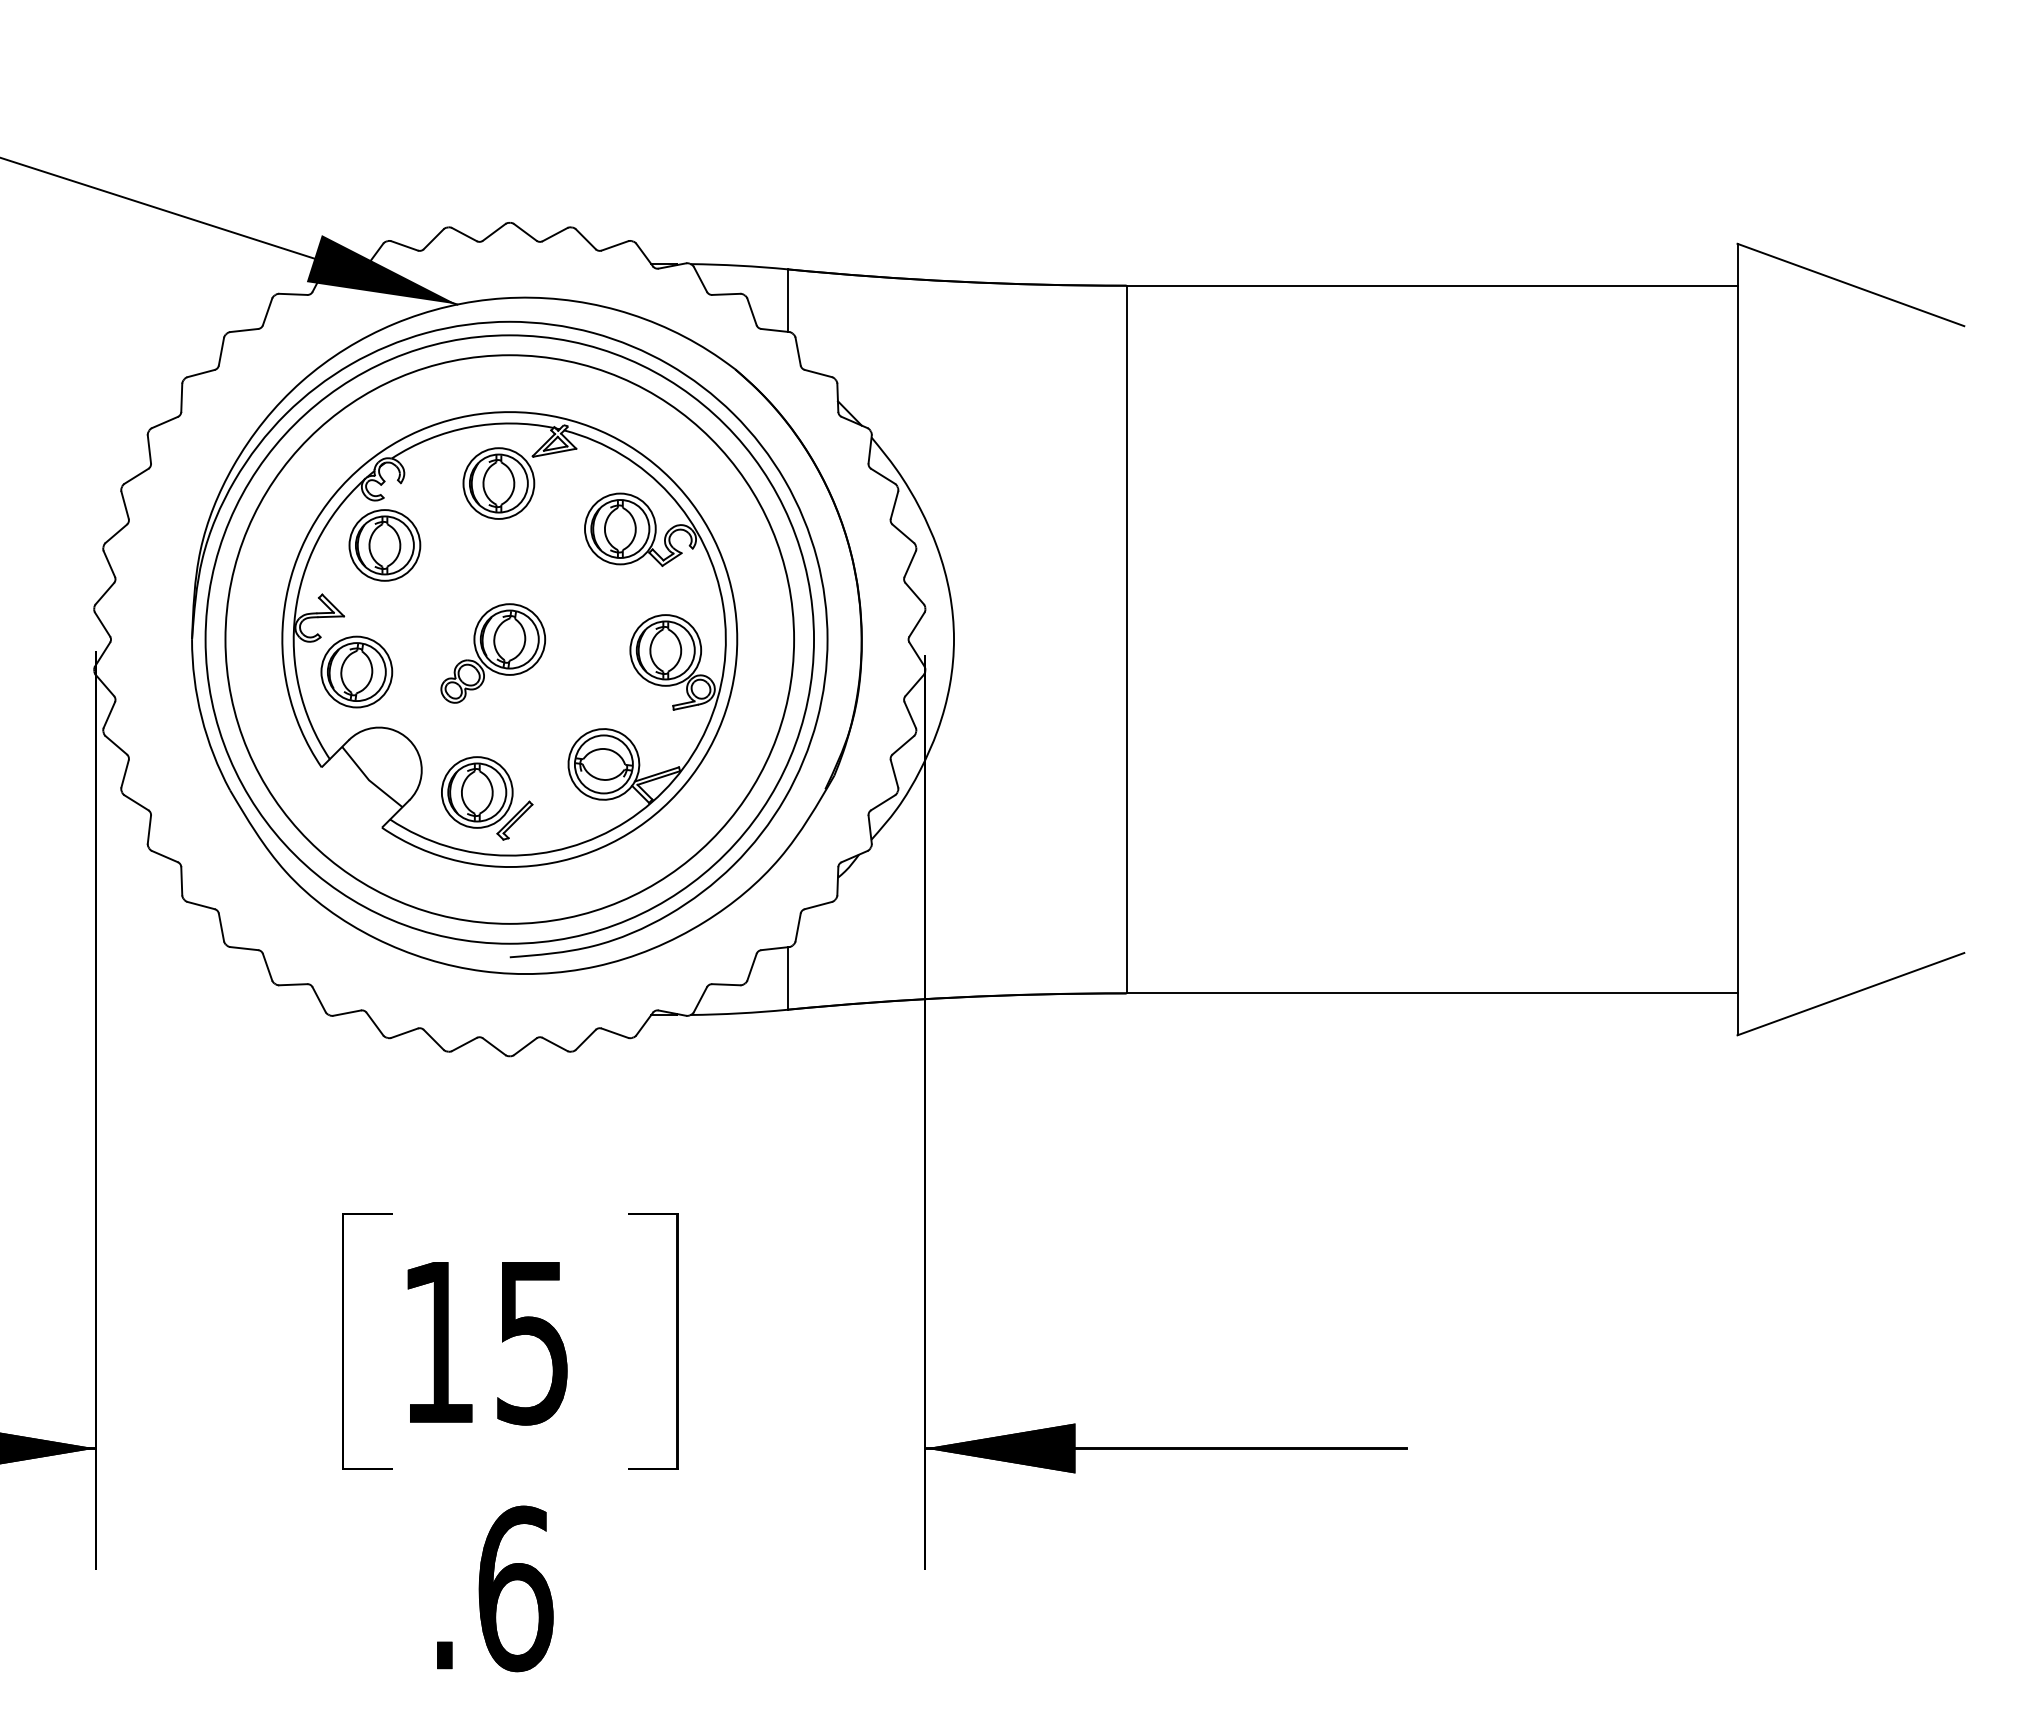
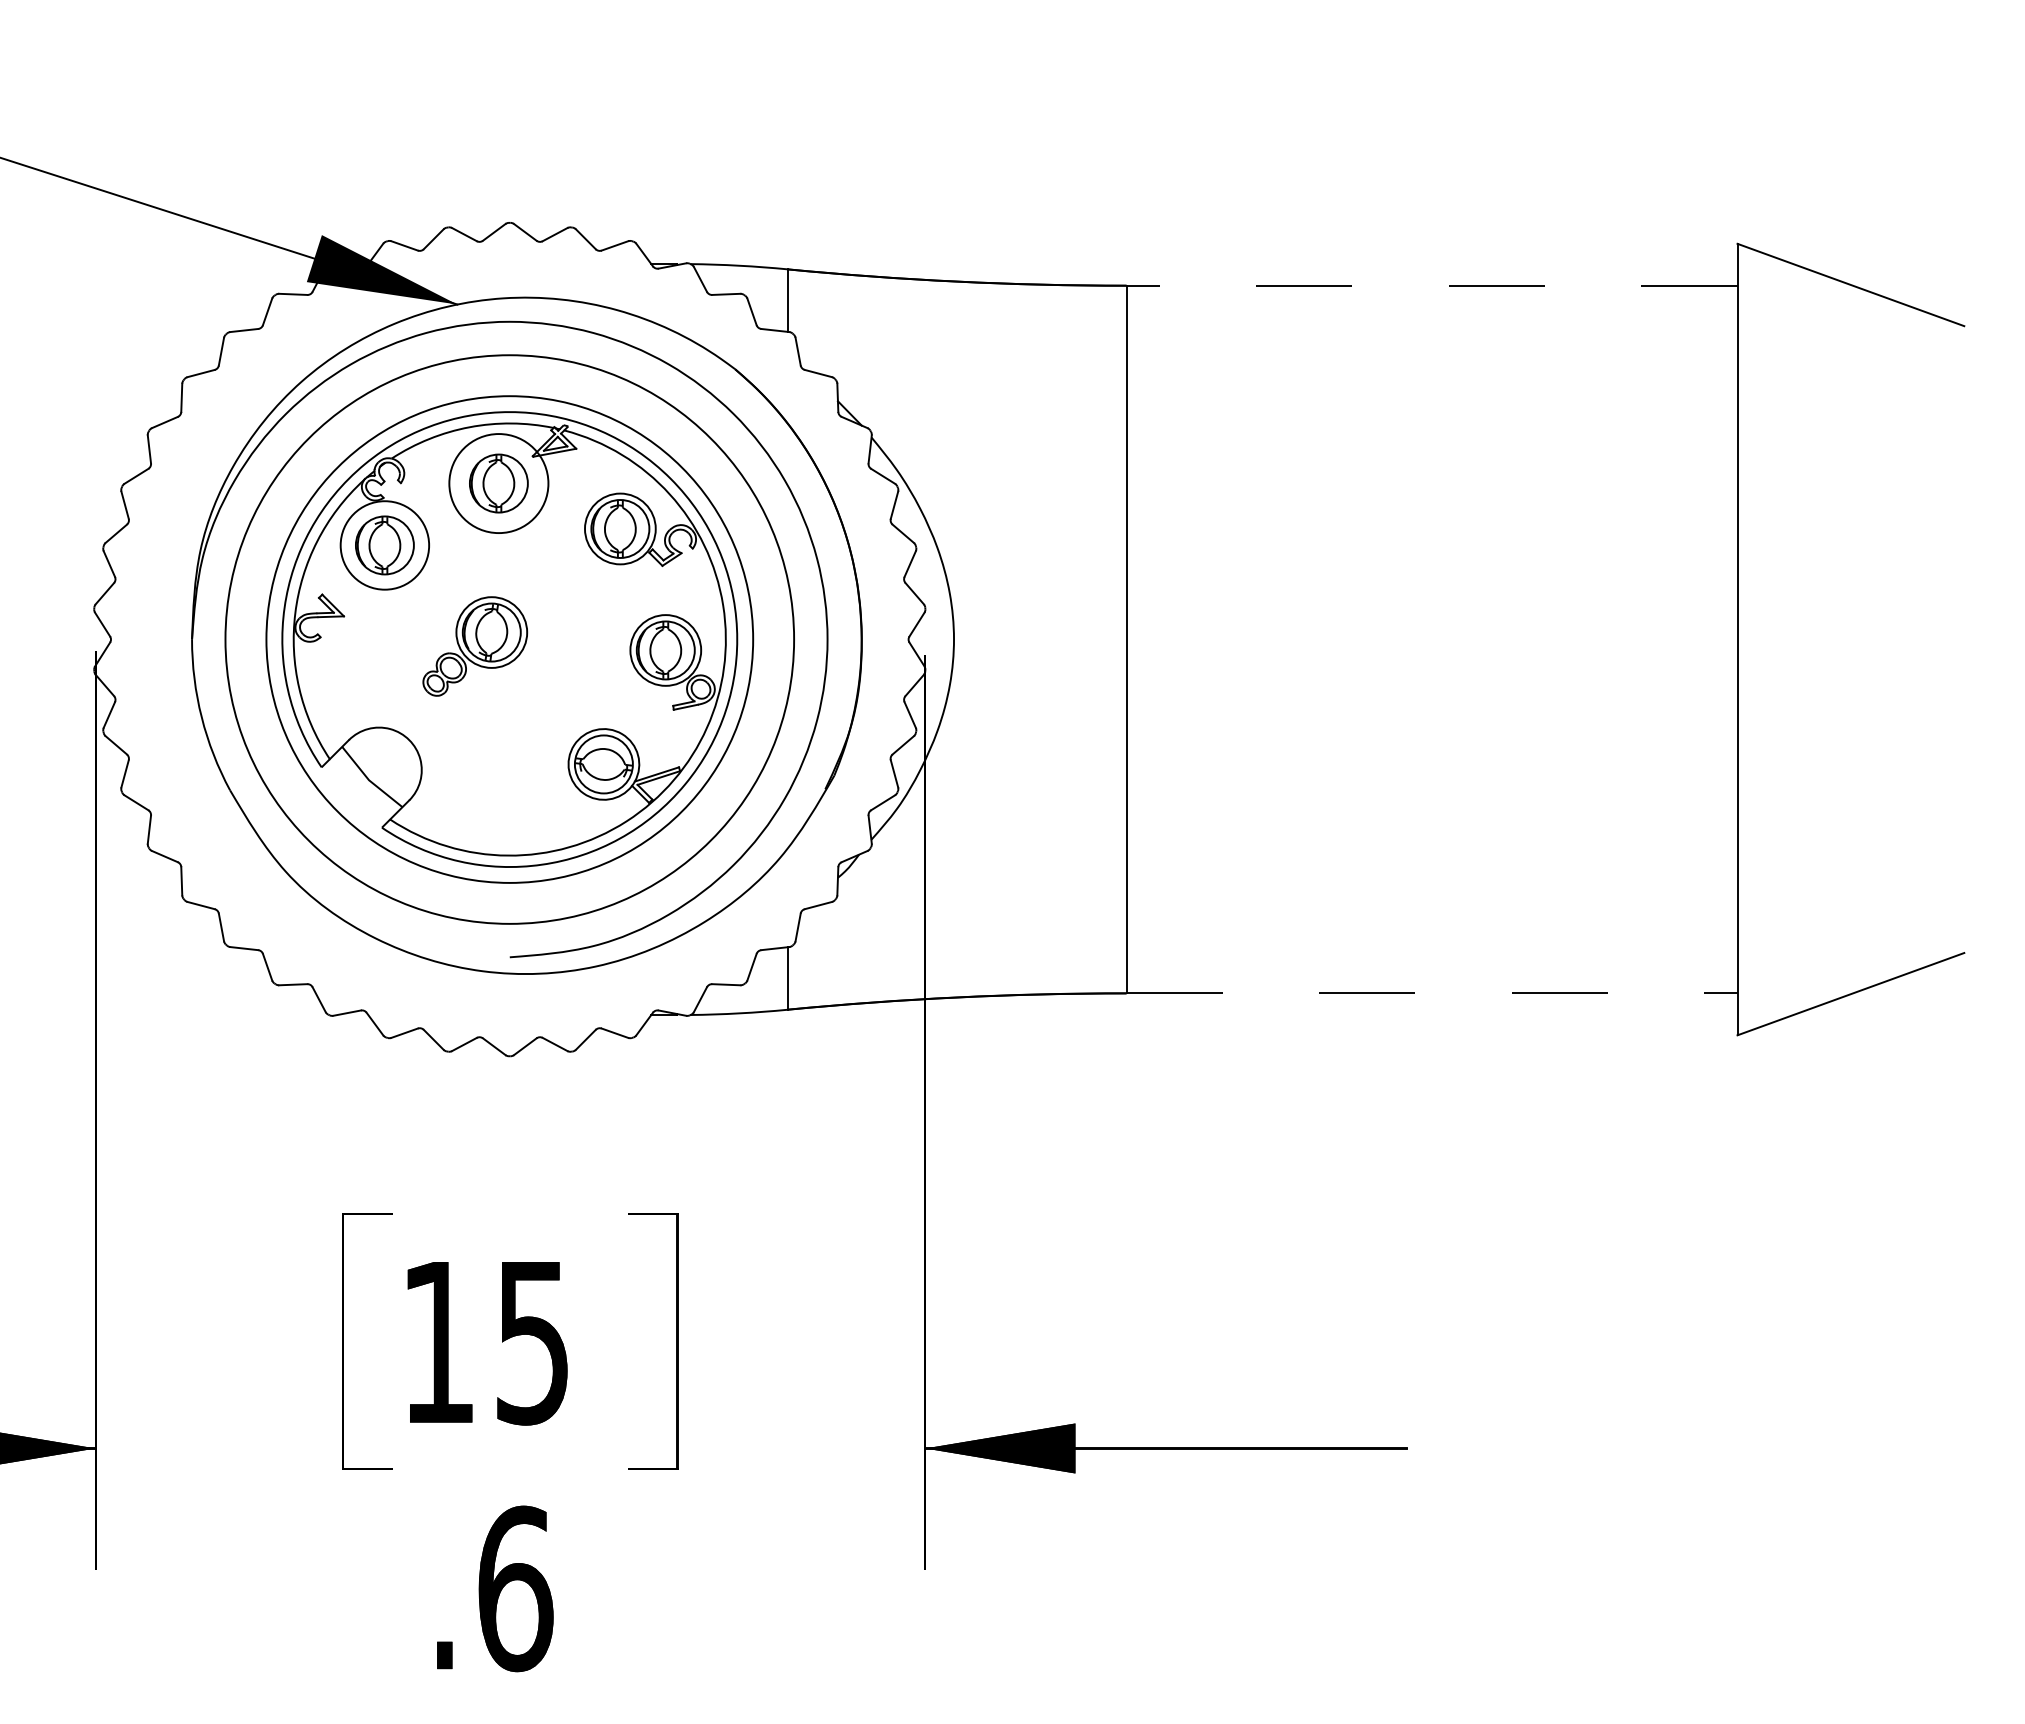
line: solid -> dashed (1431, 285)
circle diameter: 71 px -> 99 px (498, 483)
circle diameter: 71 px -> 88 px (384, 545)
circle diameter: 608 px -> 487 px (509, 639)
part position: (493, 653) -> (475, 646) (475, 646)
part: present -> none (356, 671)
part: present -> none (487, 798)
line: solid -> dashed (1432, 993)
